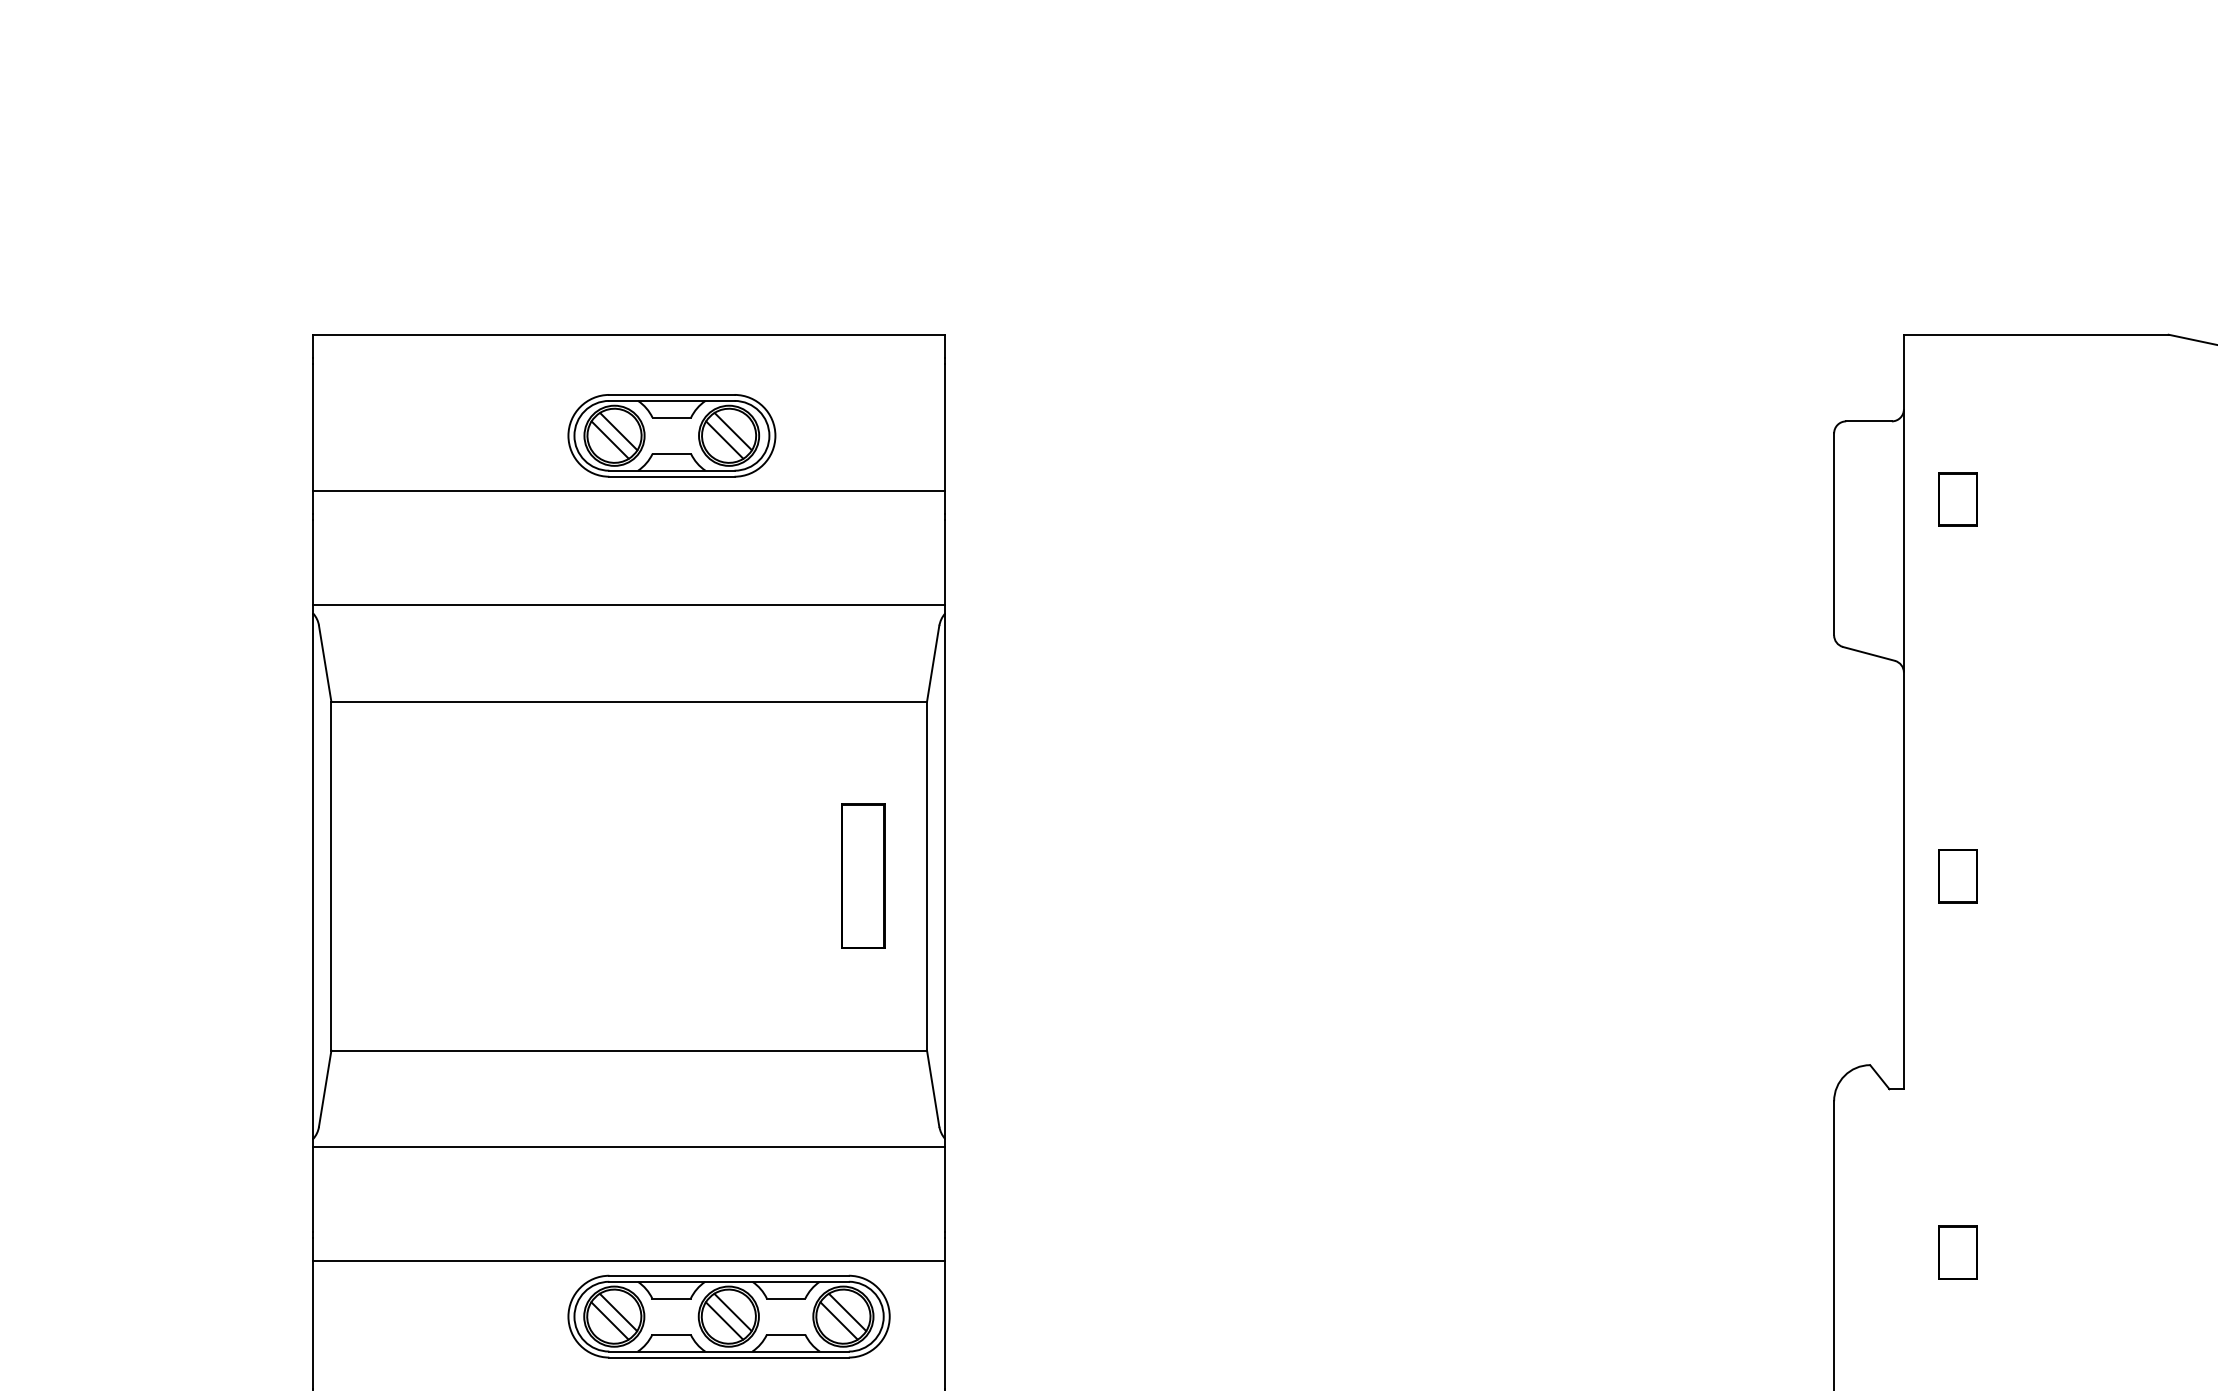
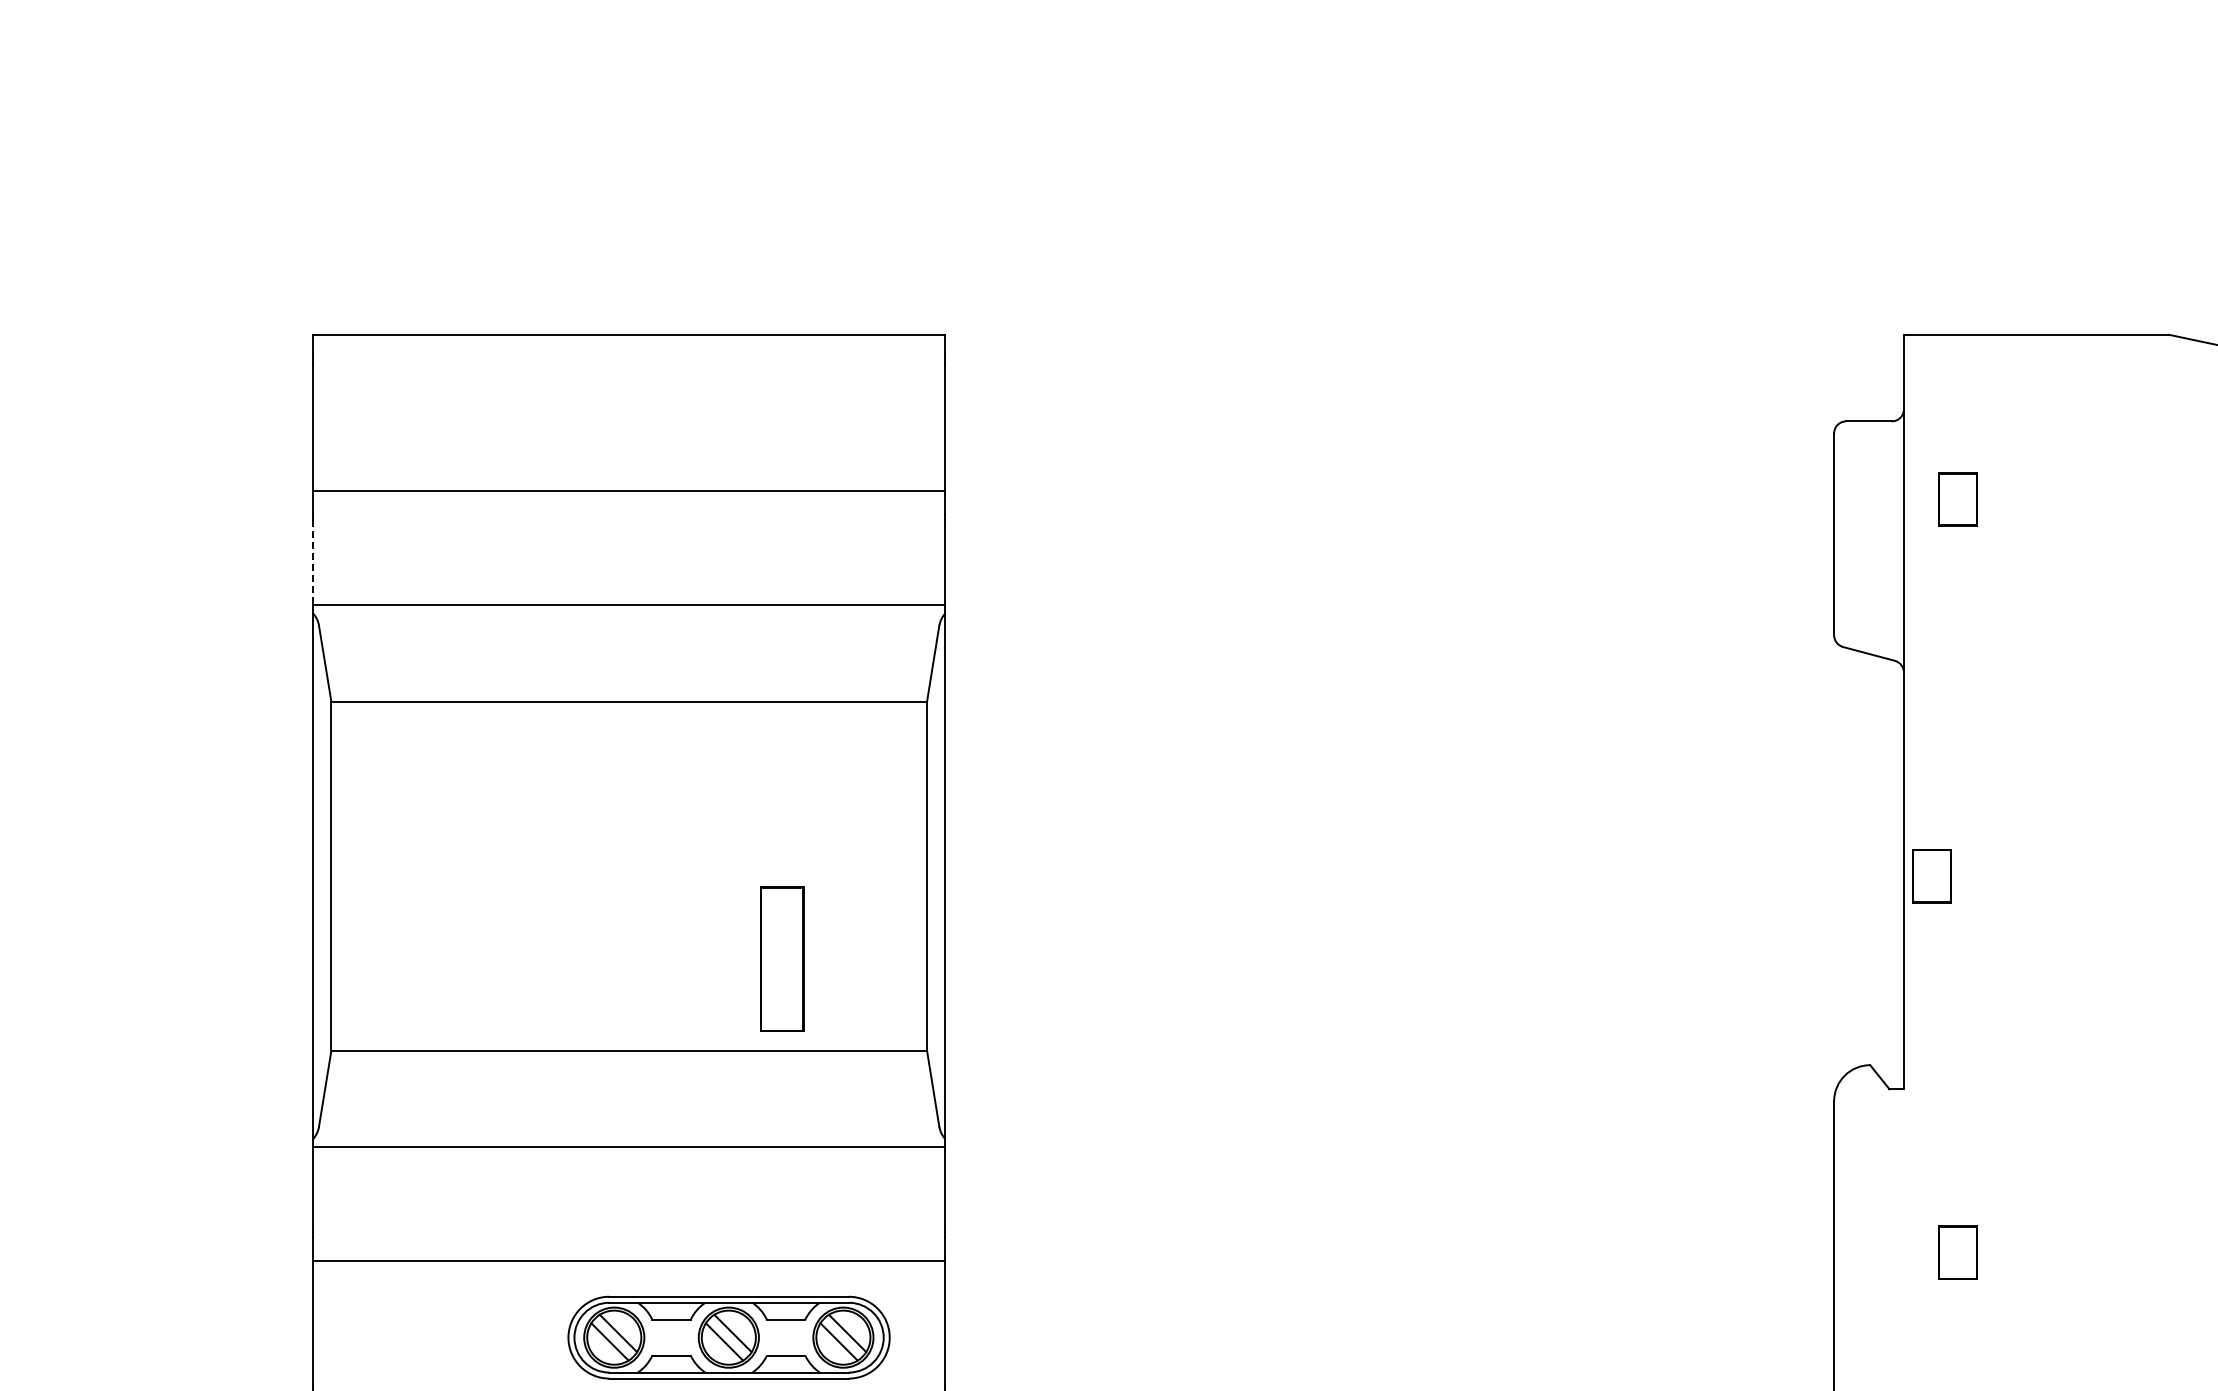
part: present -> none (671, 435)
line: solid -> dashed (313, 562)
part position: (863, 875) -> (782, 958) (782, 958)
part position: (1957, 876) -> (1931, 876) (1931, 876)
part position: (728, 1316) -> (728, 1337) (728, 1337)
